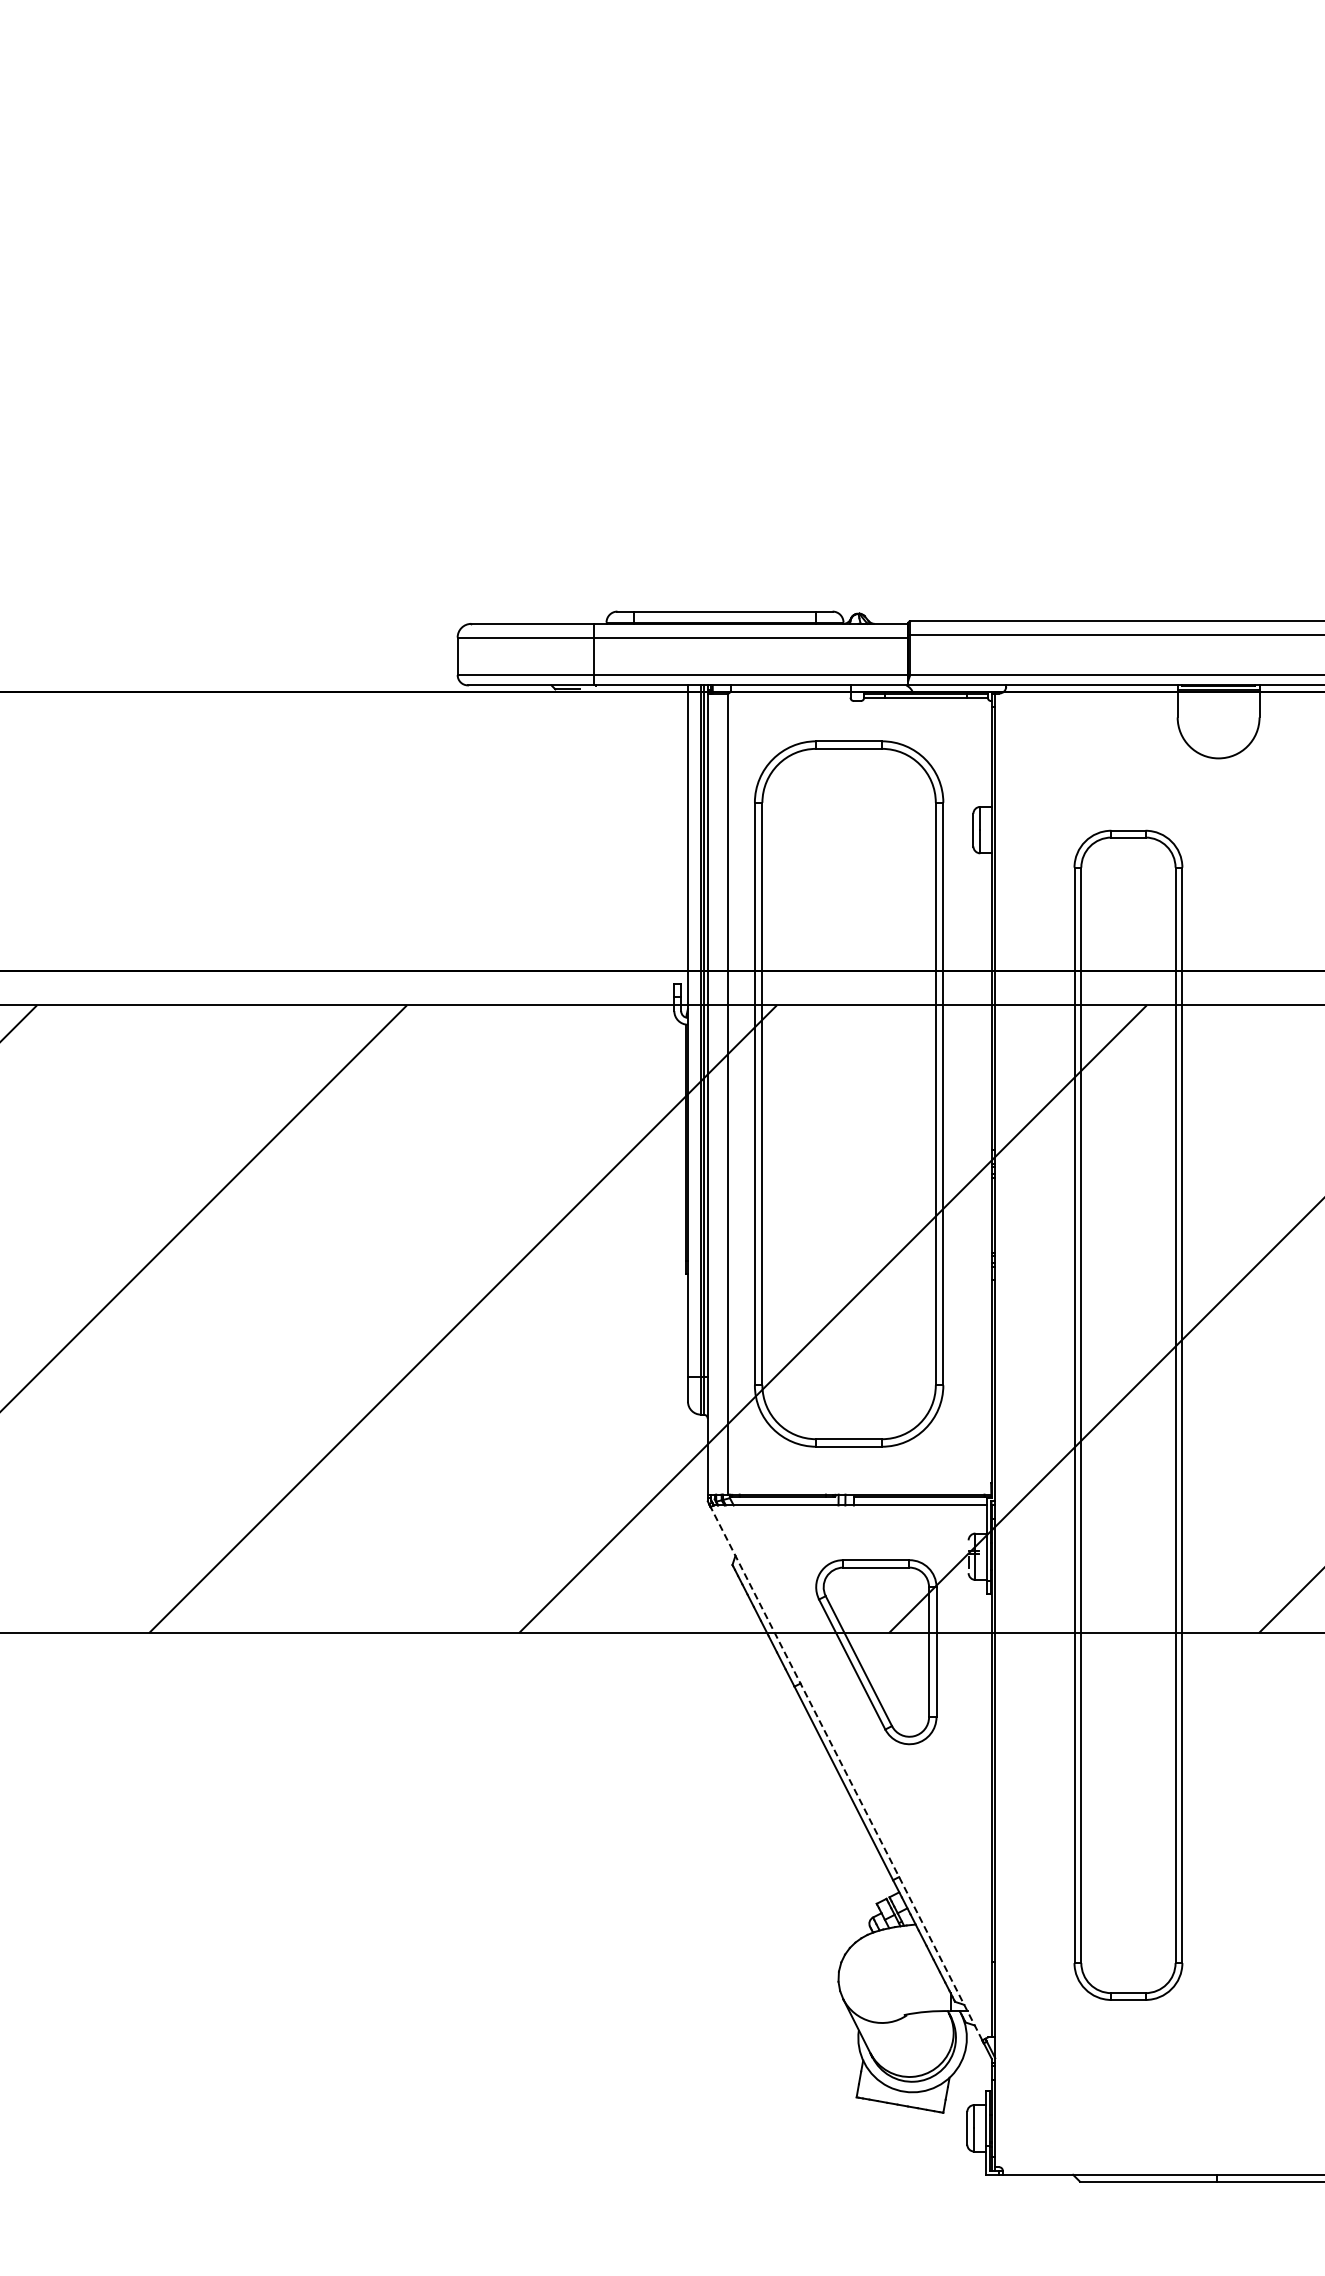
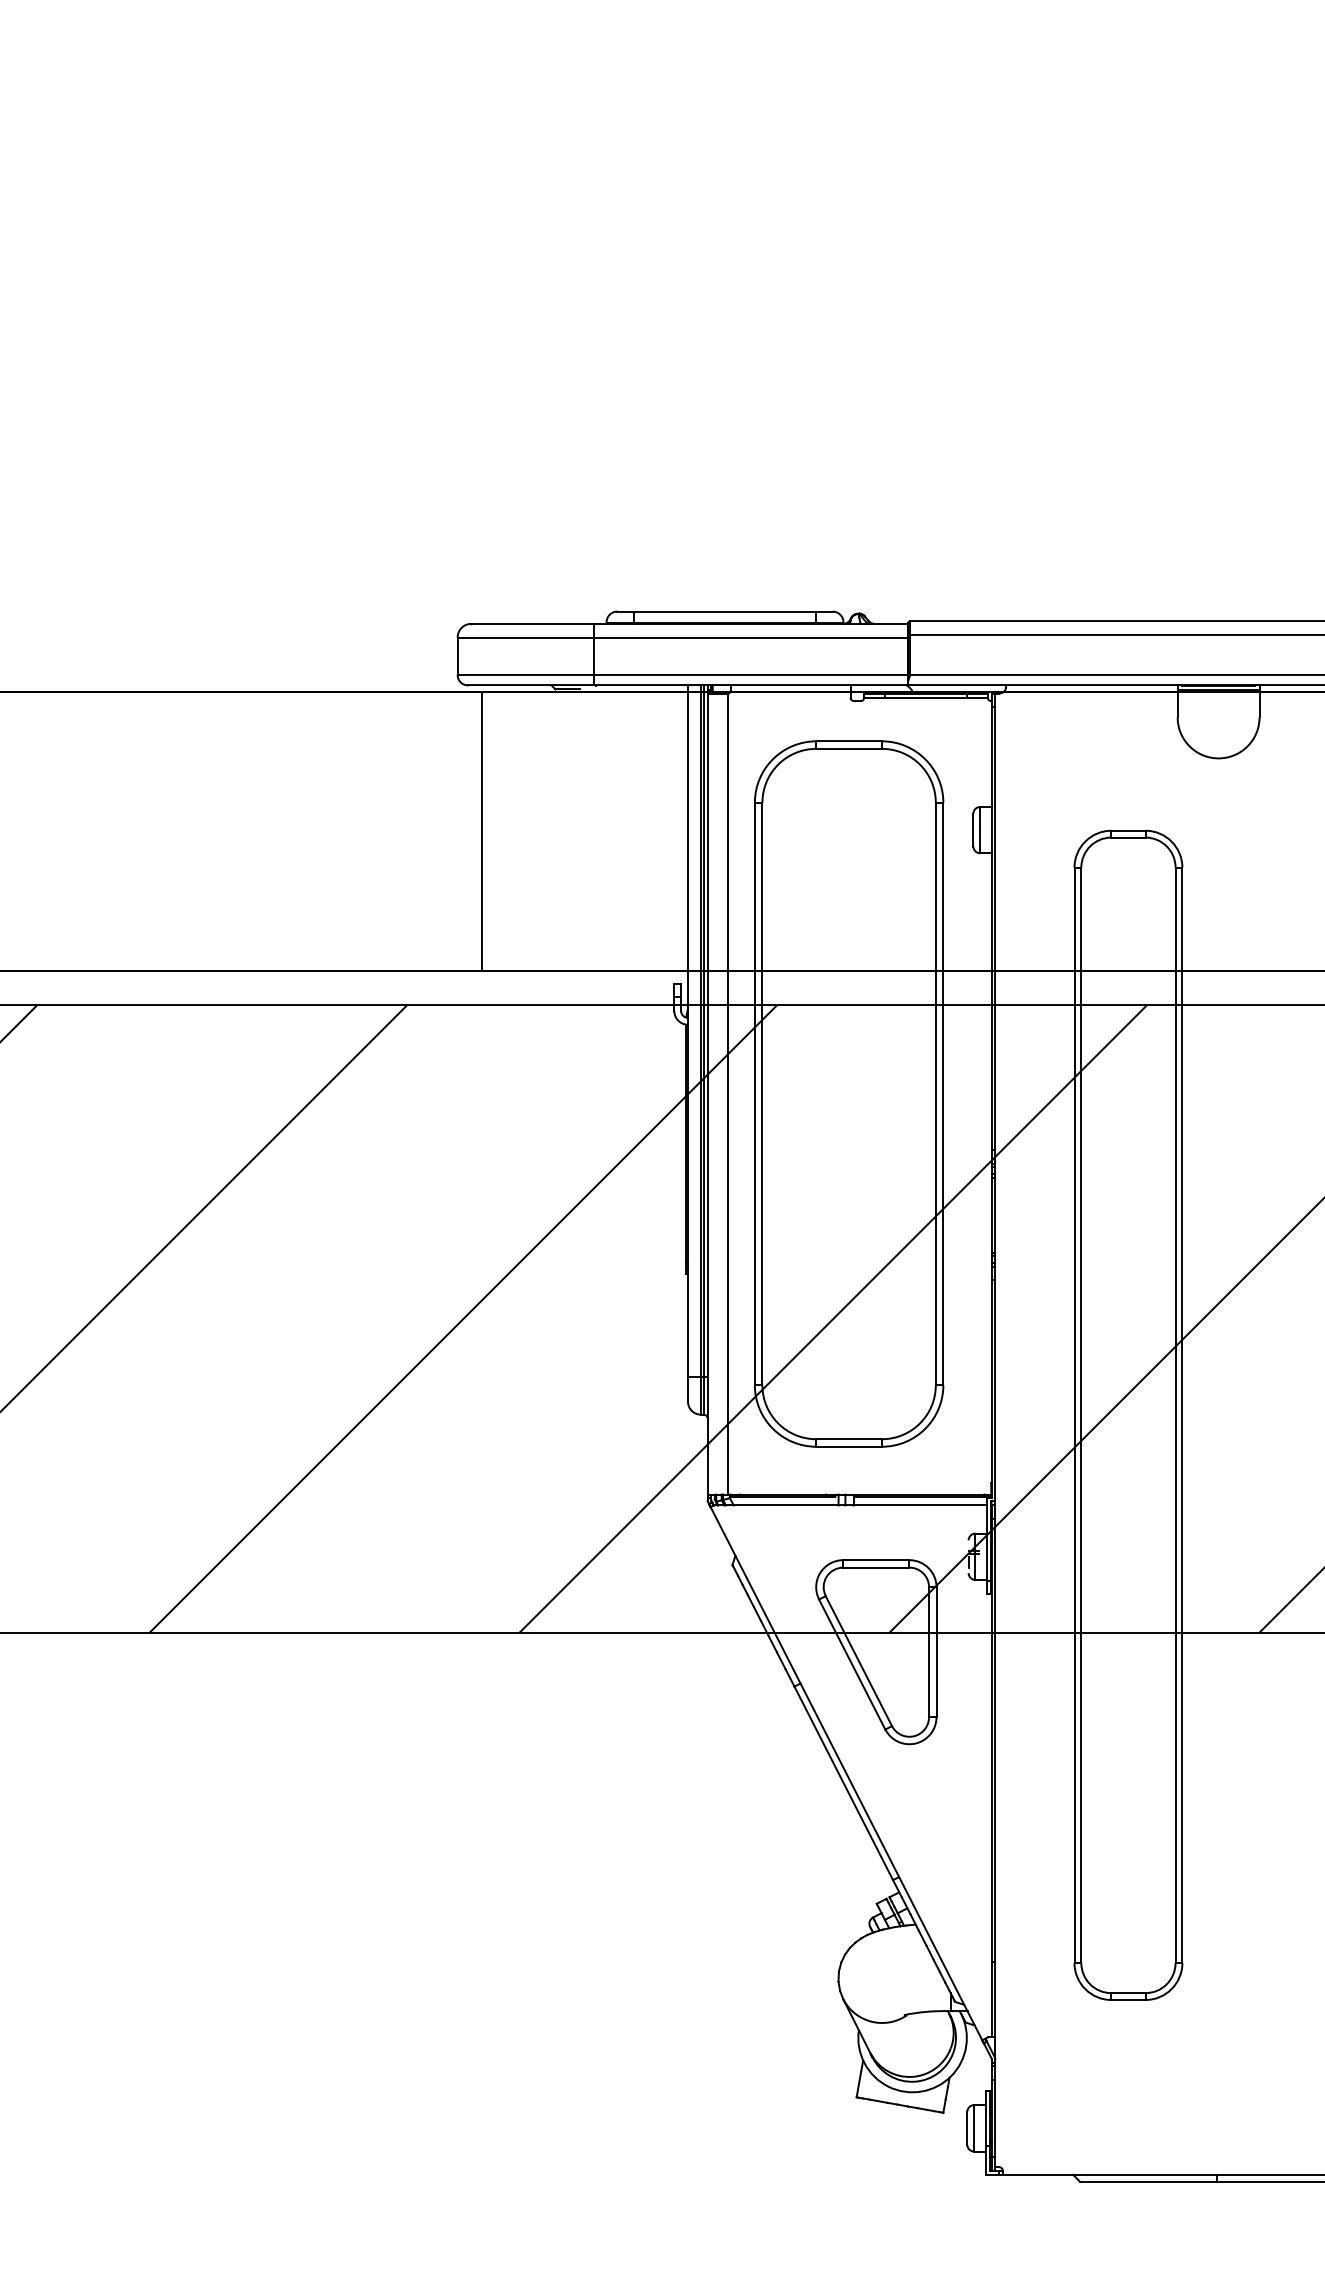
line: none -> present (482, 830)
line: dashed -> solid (846, 1773)
